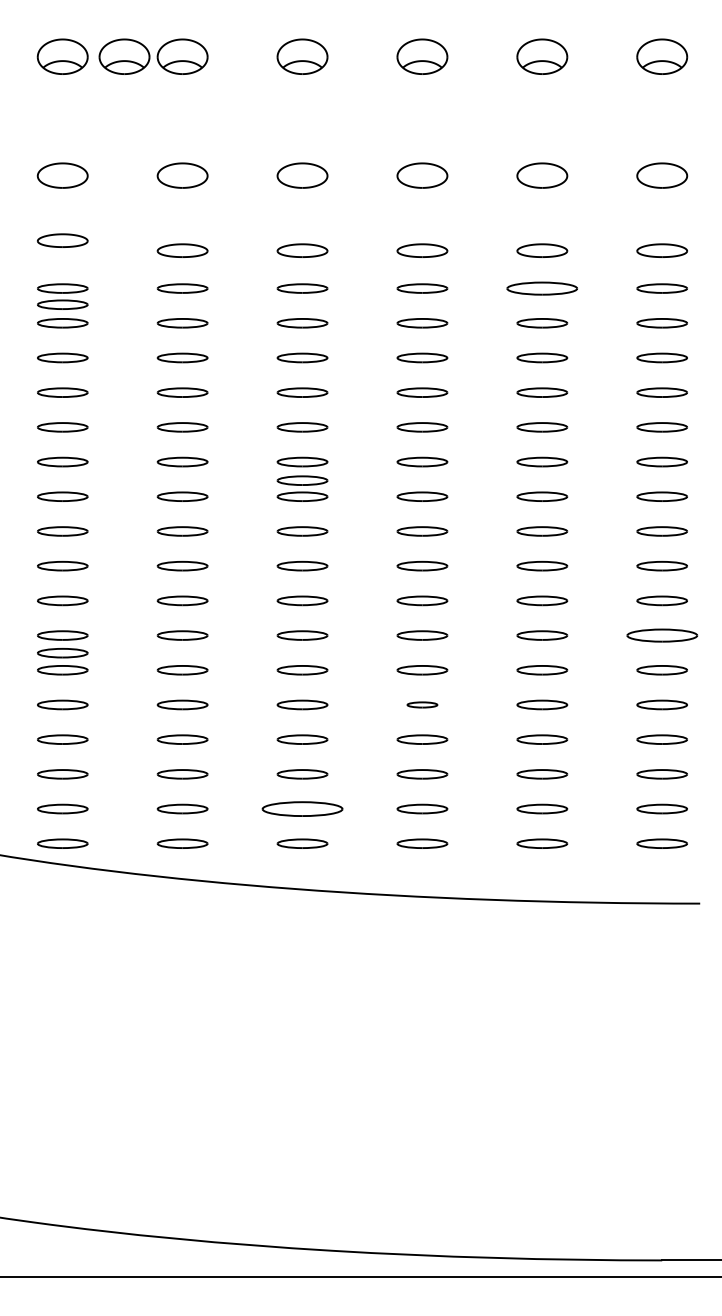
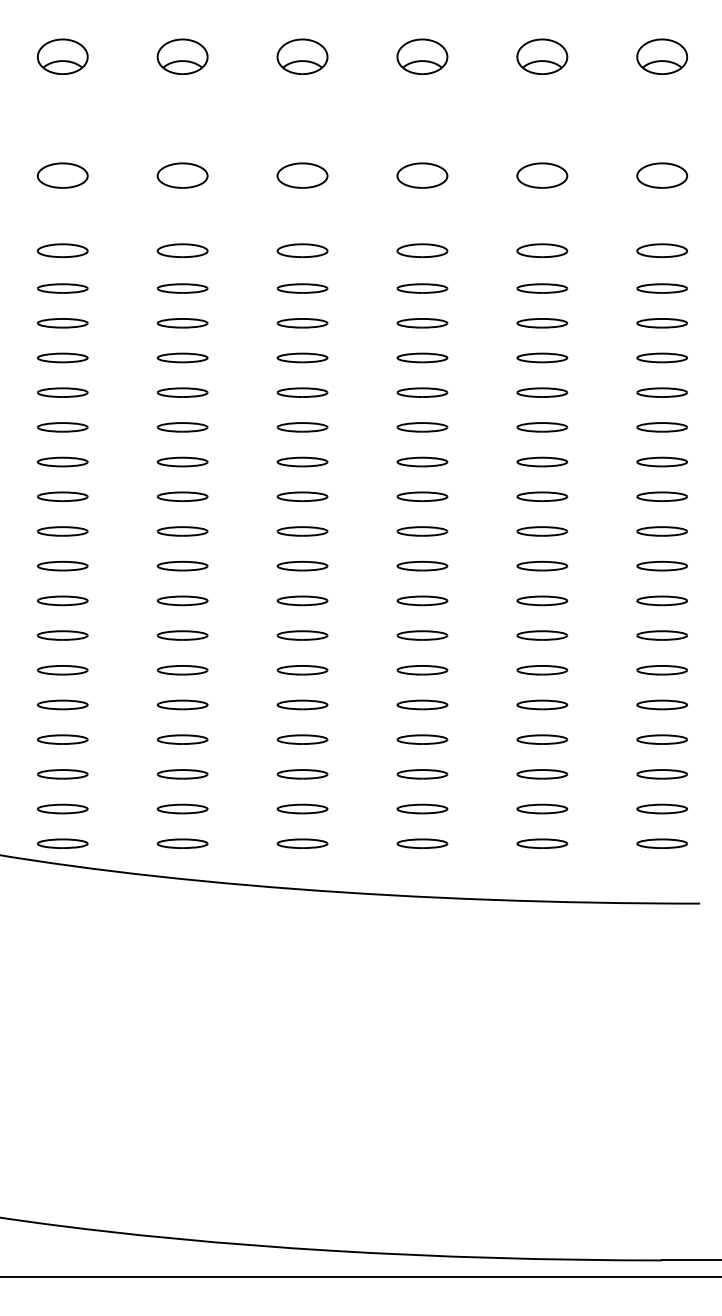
part: present -> none (124, 56)
part position: (62, 240) -> (62, 250) (62, 250)
part size: 72x15 px -> 53x11 px (542, 288)
part: present -> none (62, 304)
part: present -> none (302, 480)
part size: 73x15 px -> 52x11 px (661, 635)
part: present -> none (62, 653)
part size: 33x8 px -> 53x12 px (422, 704)
part size: 83x16 px -> 53x12 px (302, 808)
